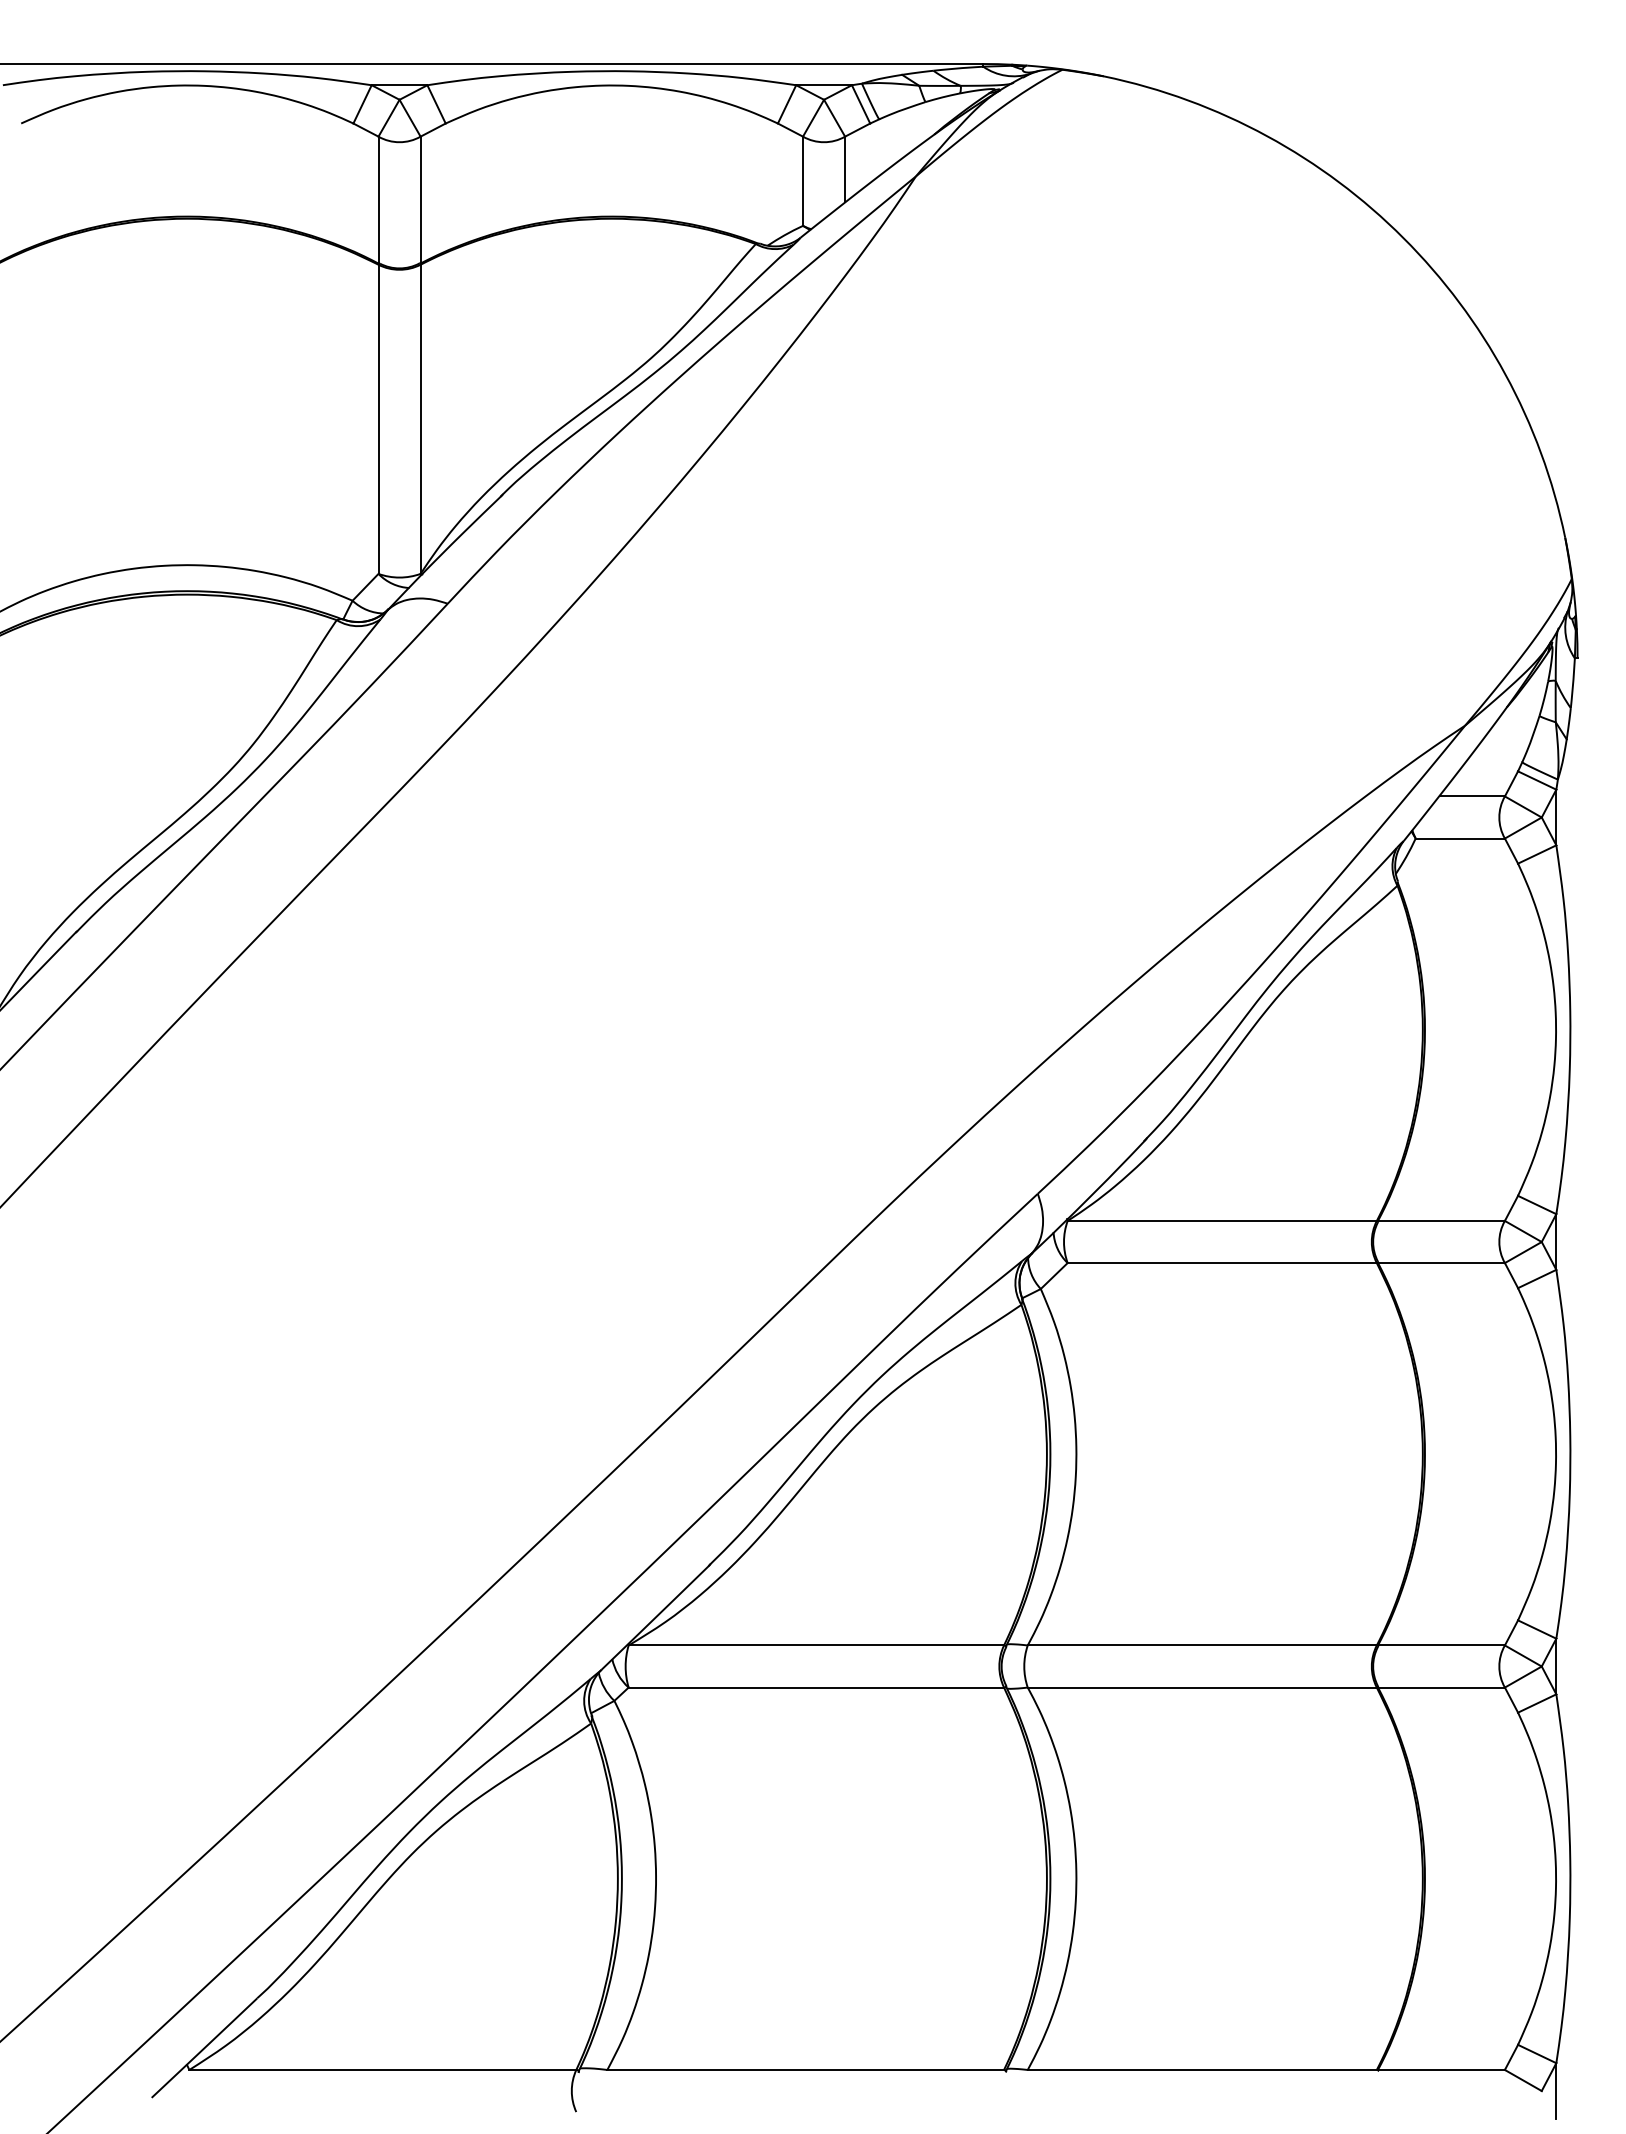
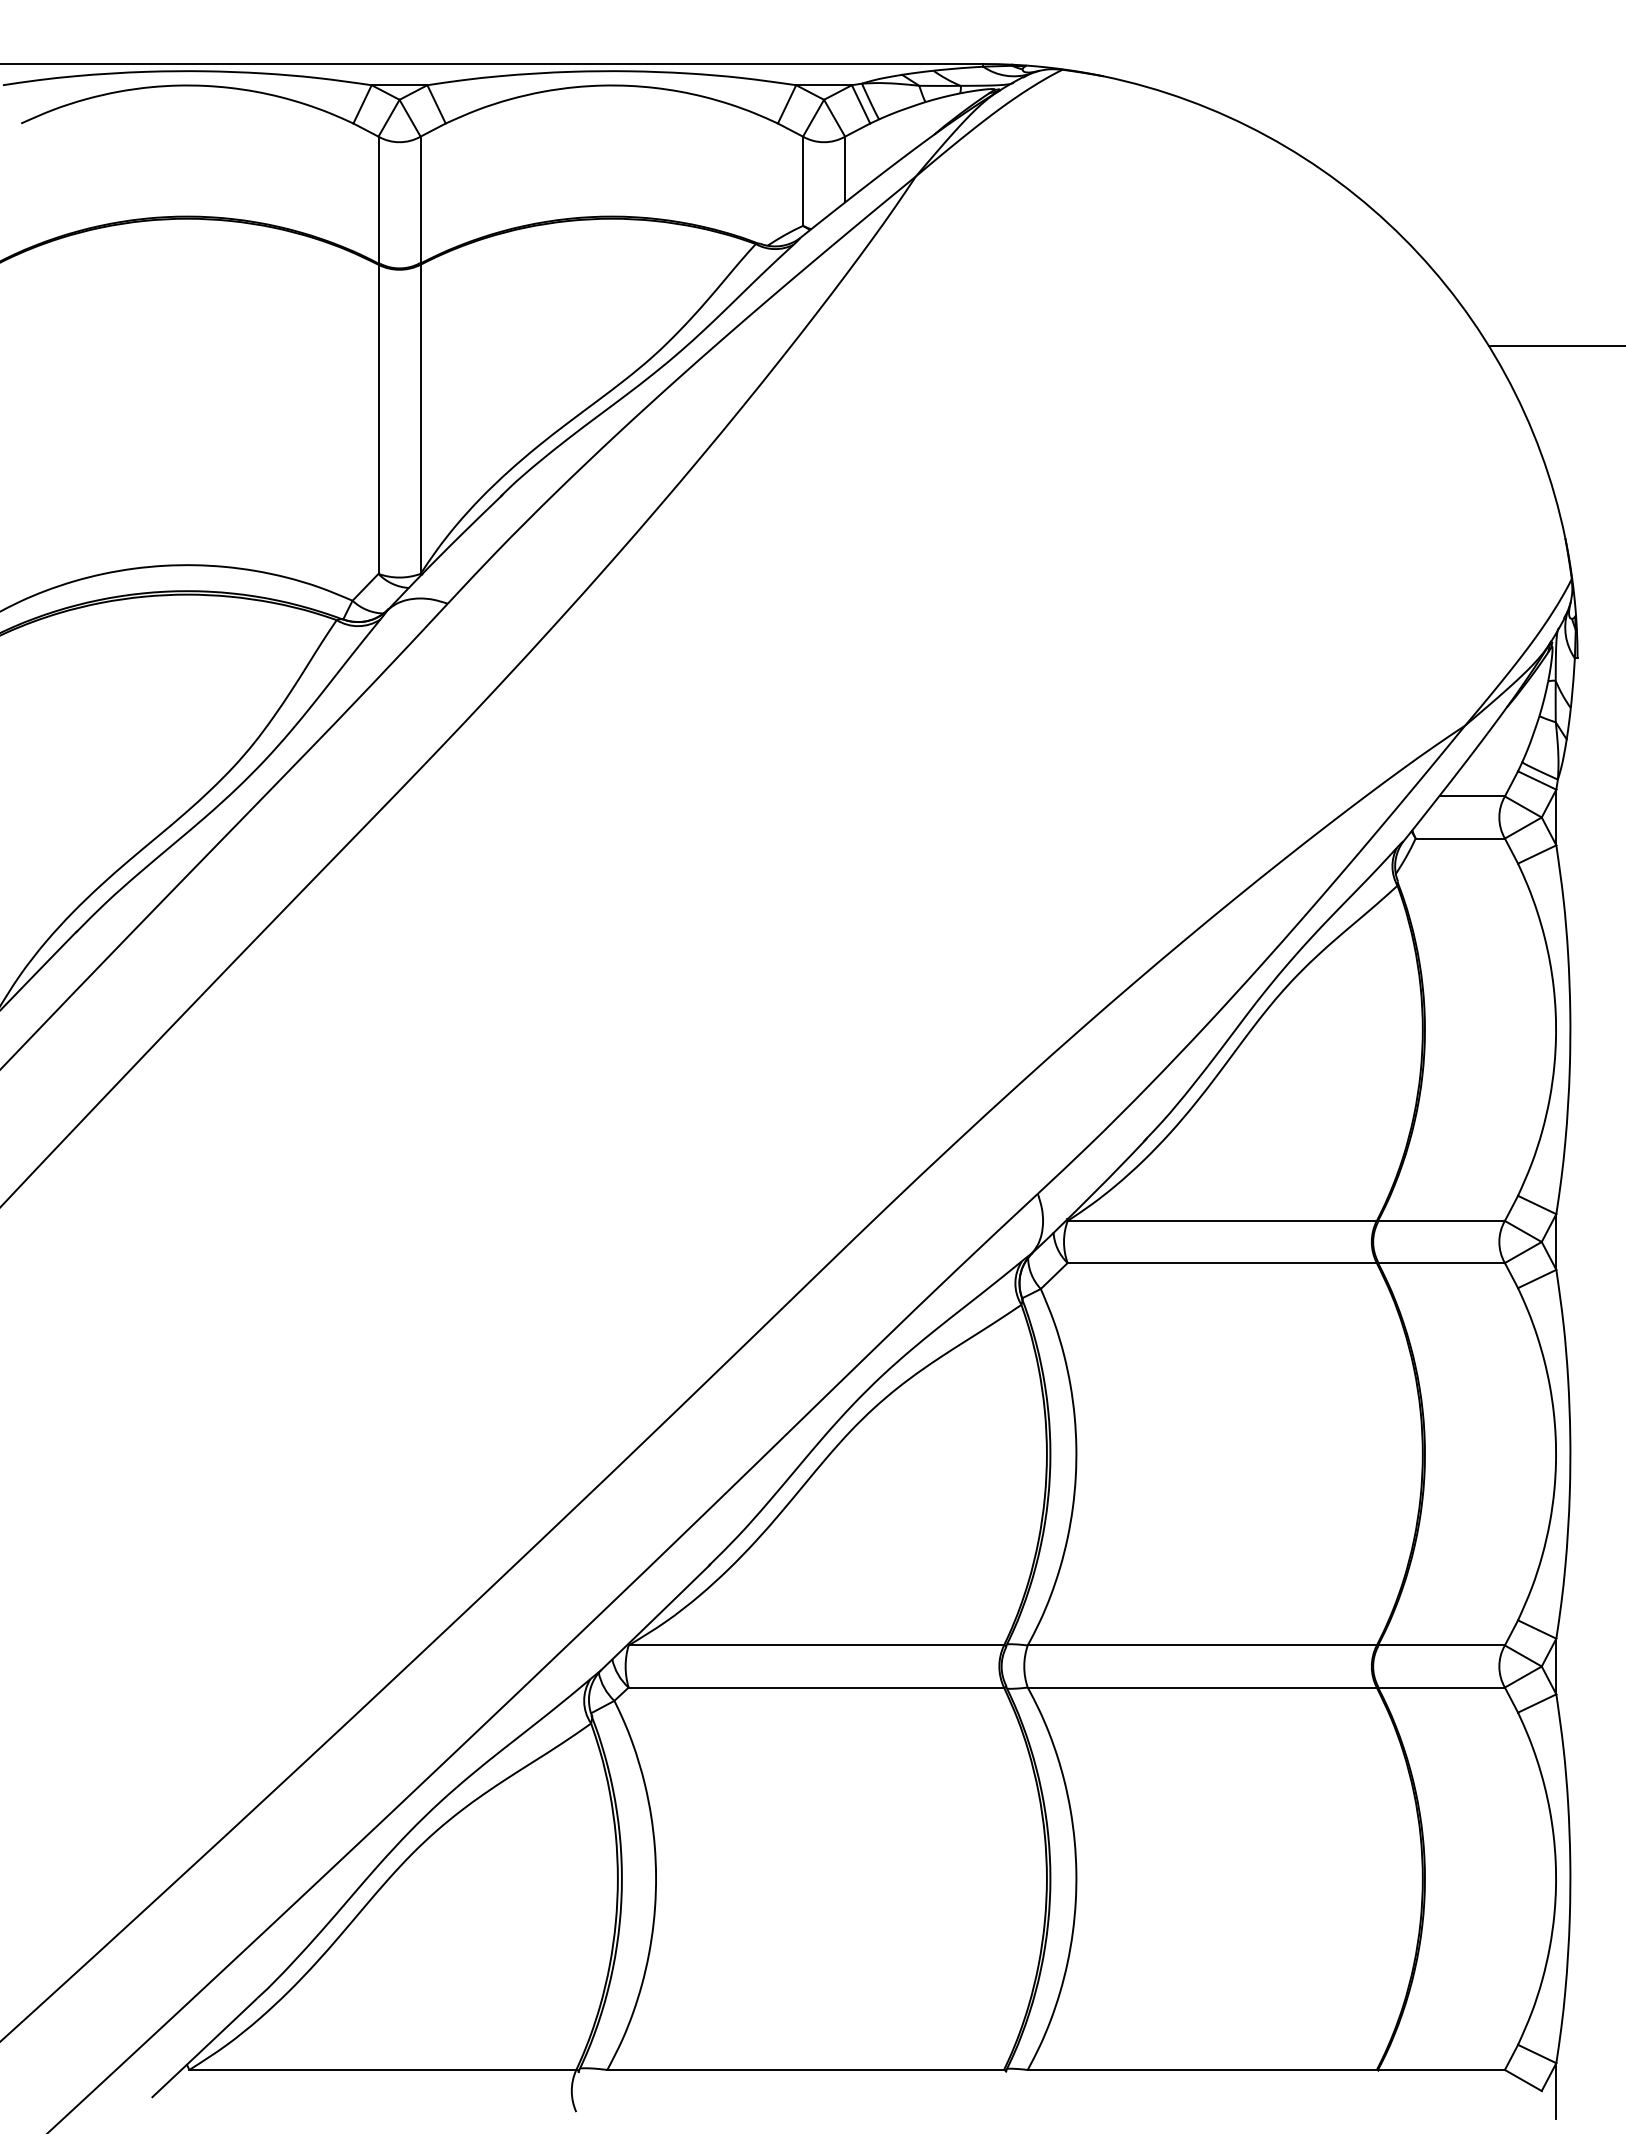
line: none -> present (1555, 346)
